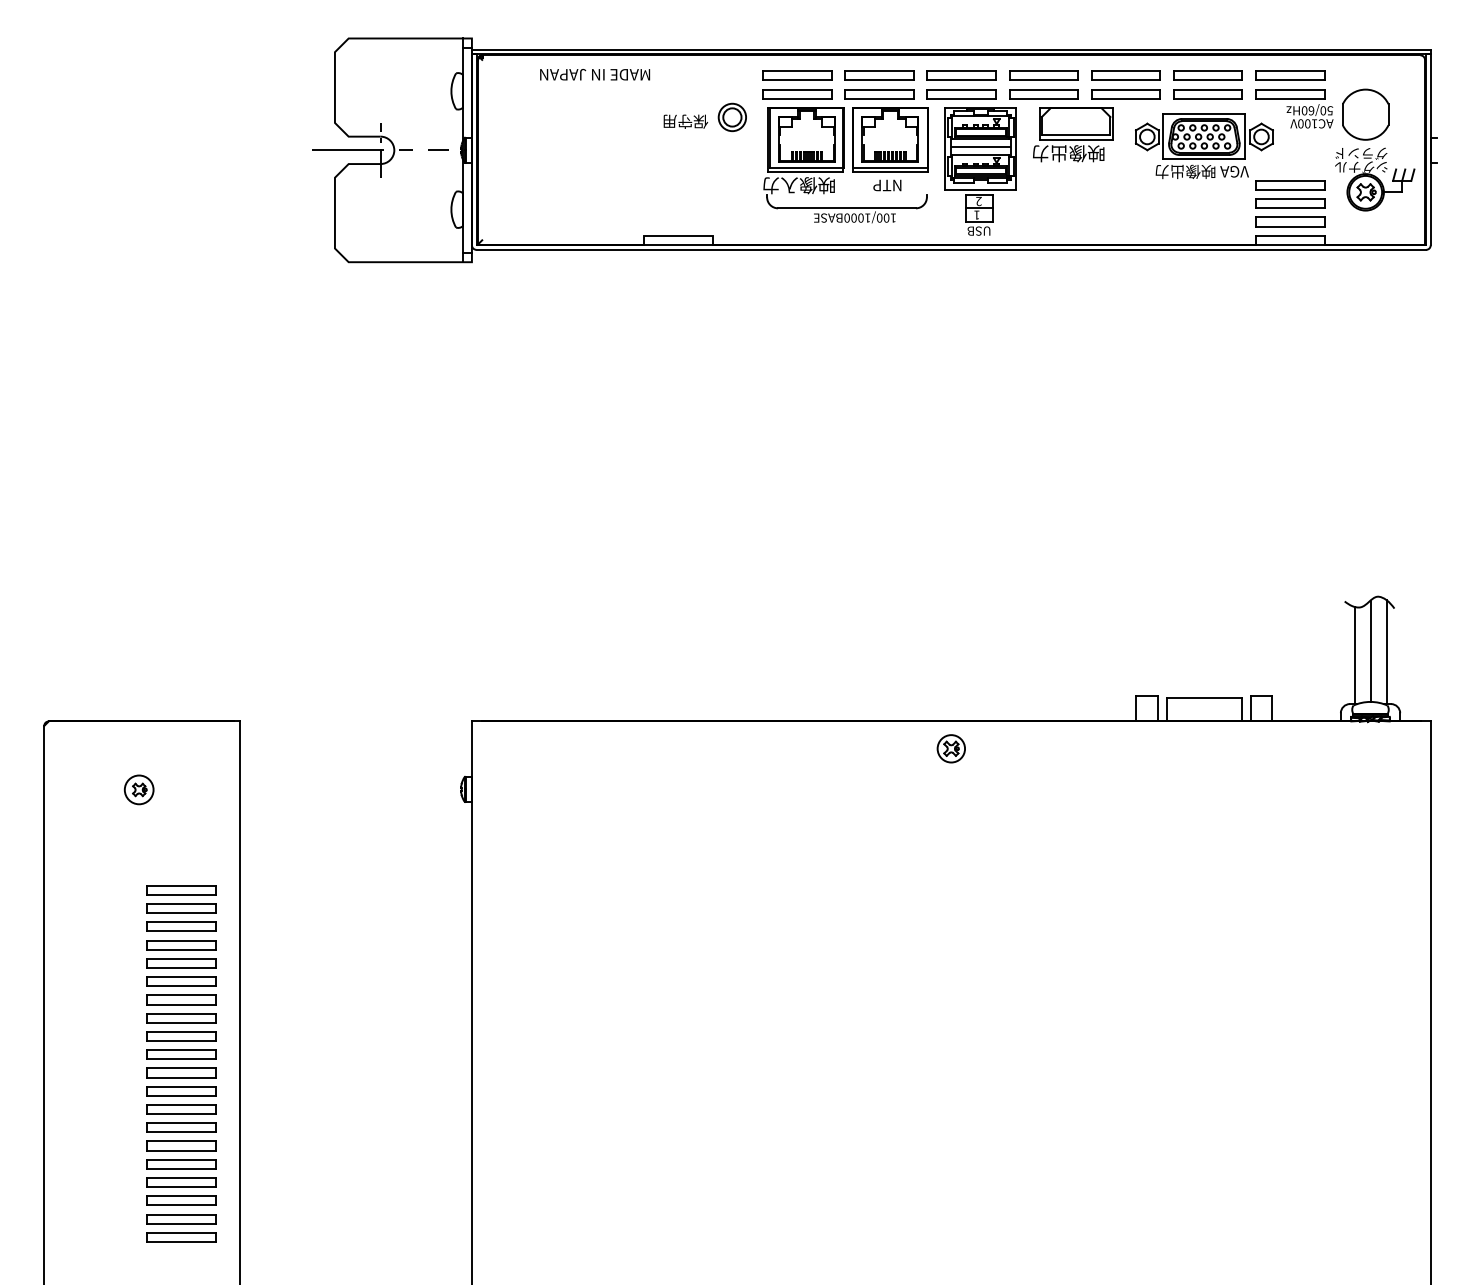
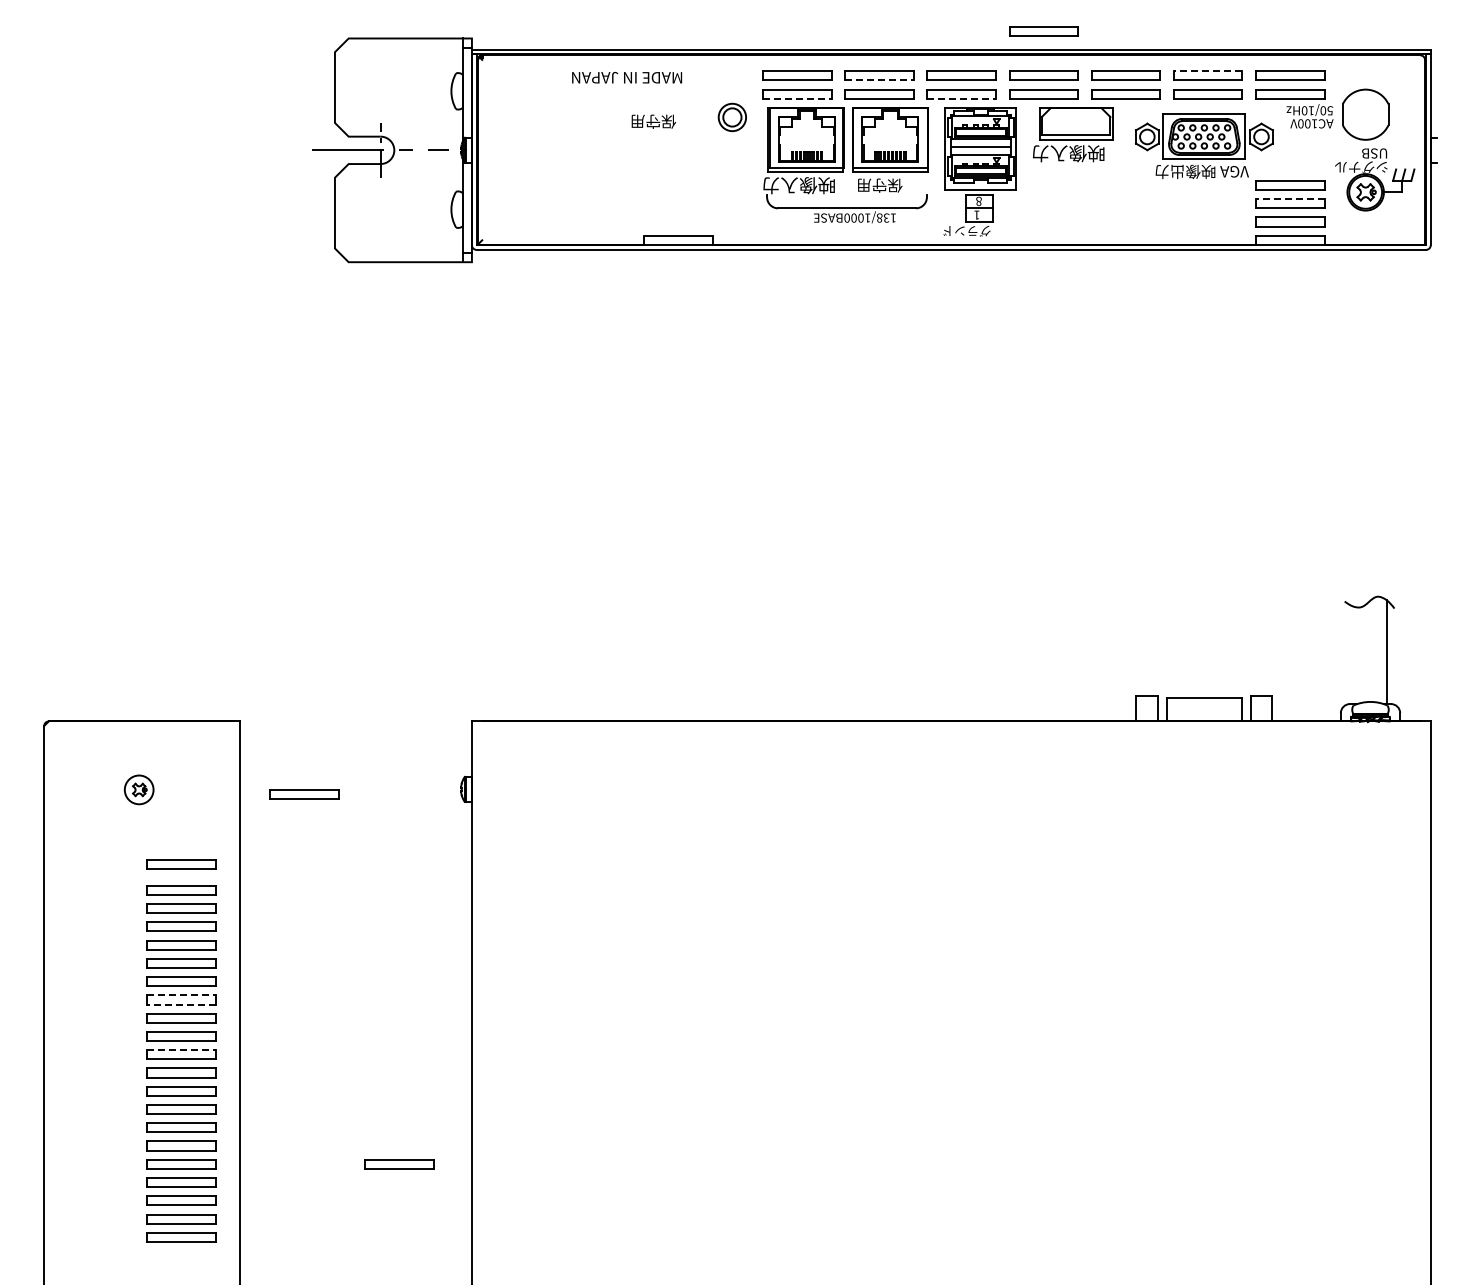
part: none -> present (1043, 31)
line: solid -> dashed (1207, 71)
text position: (595, 74) -> (627, 77) (627, 77)
line: solid -> dashed (879, 80)
line: solid -> dashed (797, 98)
line: solid -> dashed (962, 98)
text: 50/60Hz -> 50/10Hz (1311, 110)
text position: (685, 121) -> (653, 121) (653, 121)
text: 映像出力 -> 映像入力 (1058, 153)
text: グランド -> USB (1361, 153)
text: NTP -> 保守用 (880, 185)
line: solid -> dashed (1289, 199)
text: 2 -> 8 (978, 200)
text: 100/1000BASE -> 138/1000BASE (882, 217)
text: USB -> グランド (966, 230)
line: present -> none (1370, 650)
line: present -> none (1354, 655)
part: present -> none (950, 748)
part: none -> present (304, 794)
part: none -> present (181, 864)
line: solid -> dashed (182, 995)
line: solid -> dashed (181, 1004)
line: solid -> dashed (182, 1050)
part: none -> present (399, 1164)
